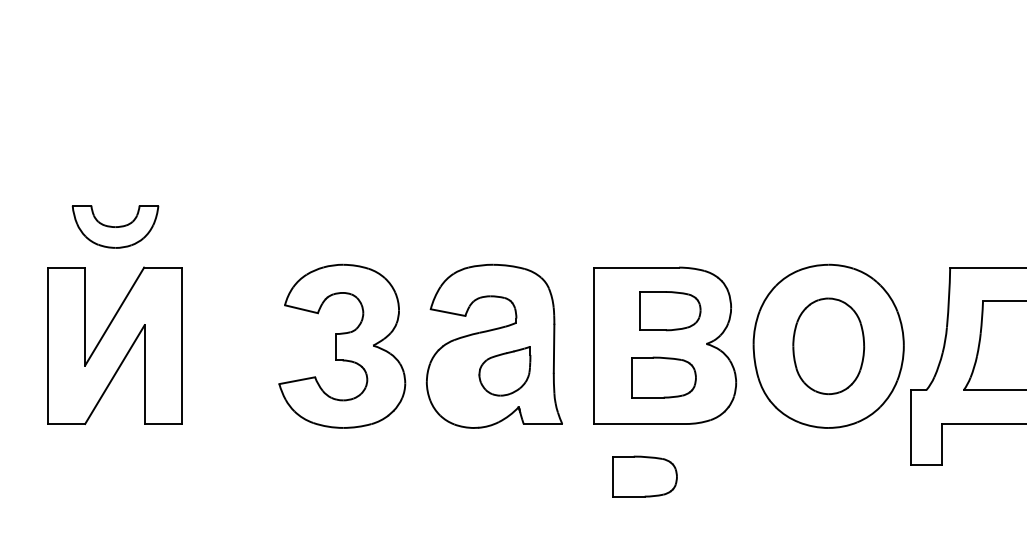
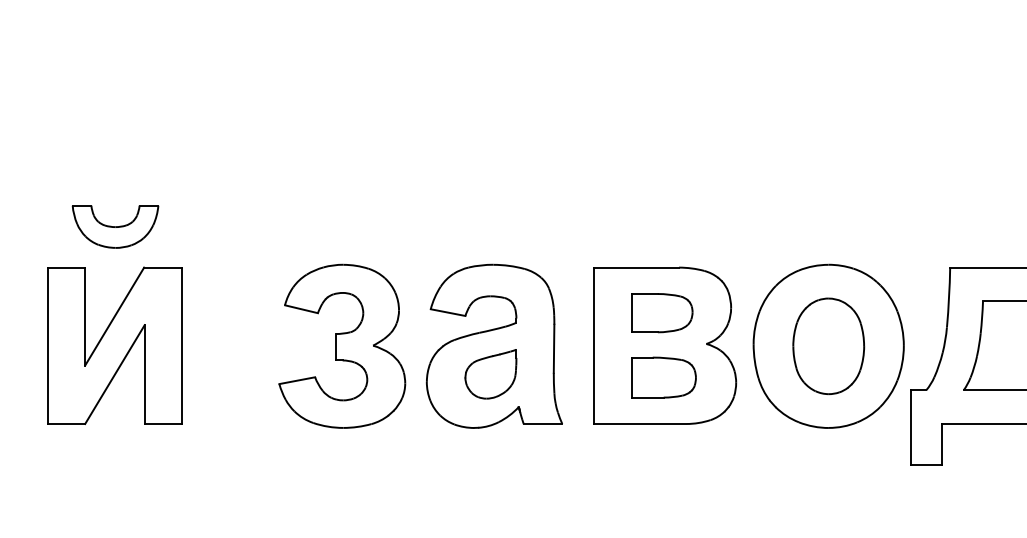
part position: (670, 311) -> (662, 313) (662, 313)
part position: (504, 371) -> (490, 374) (490, 374)
part: present -> none (644, 476)
